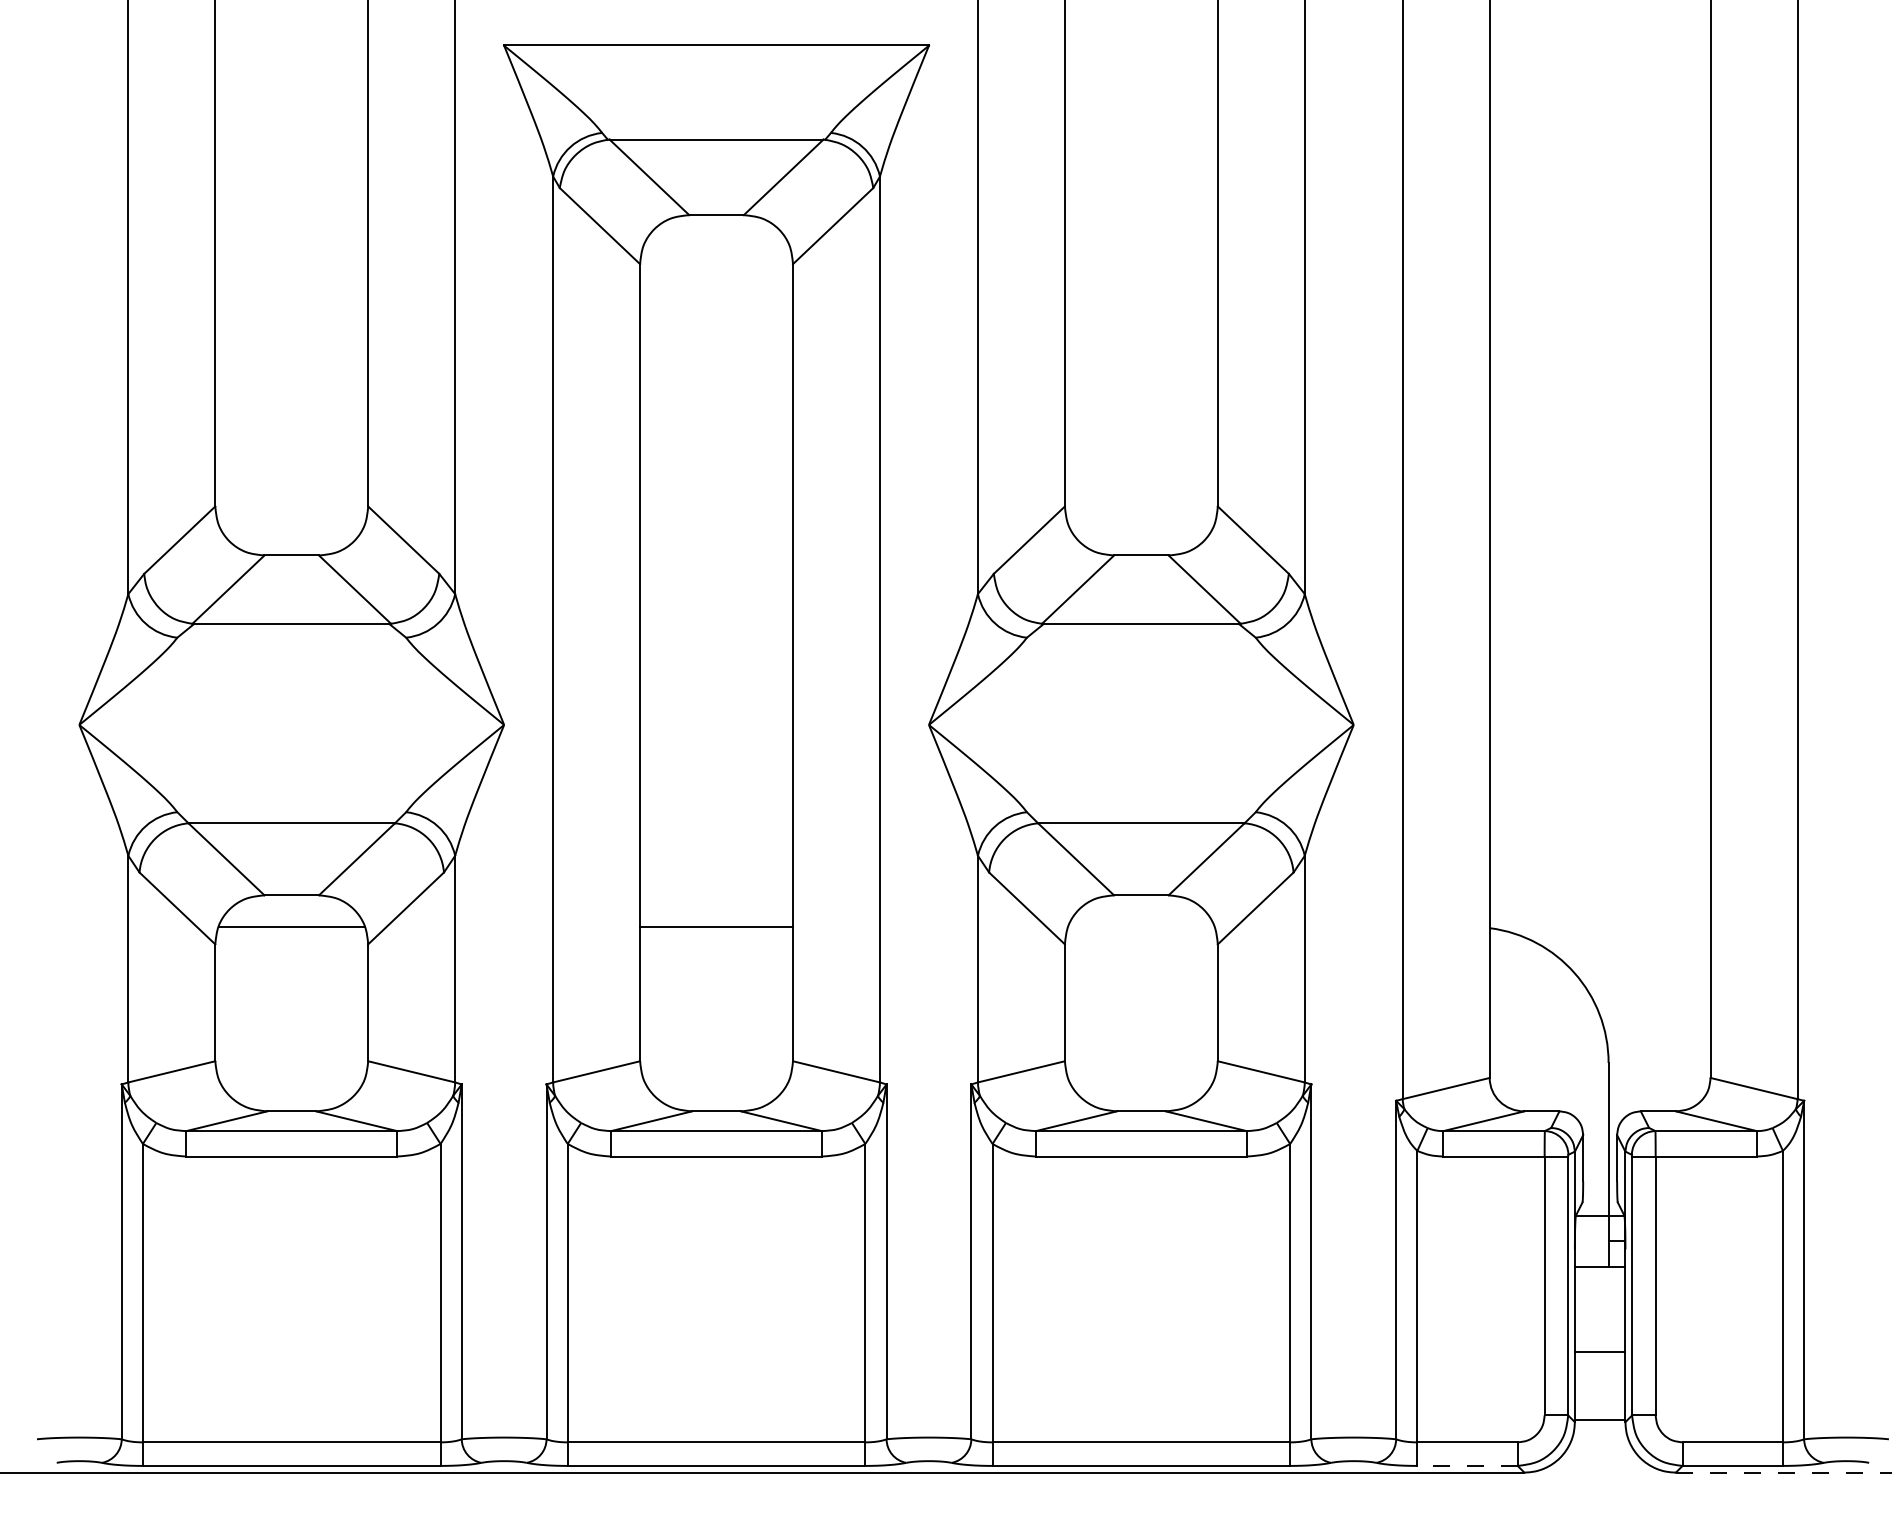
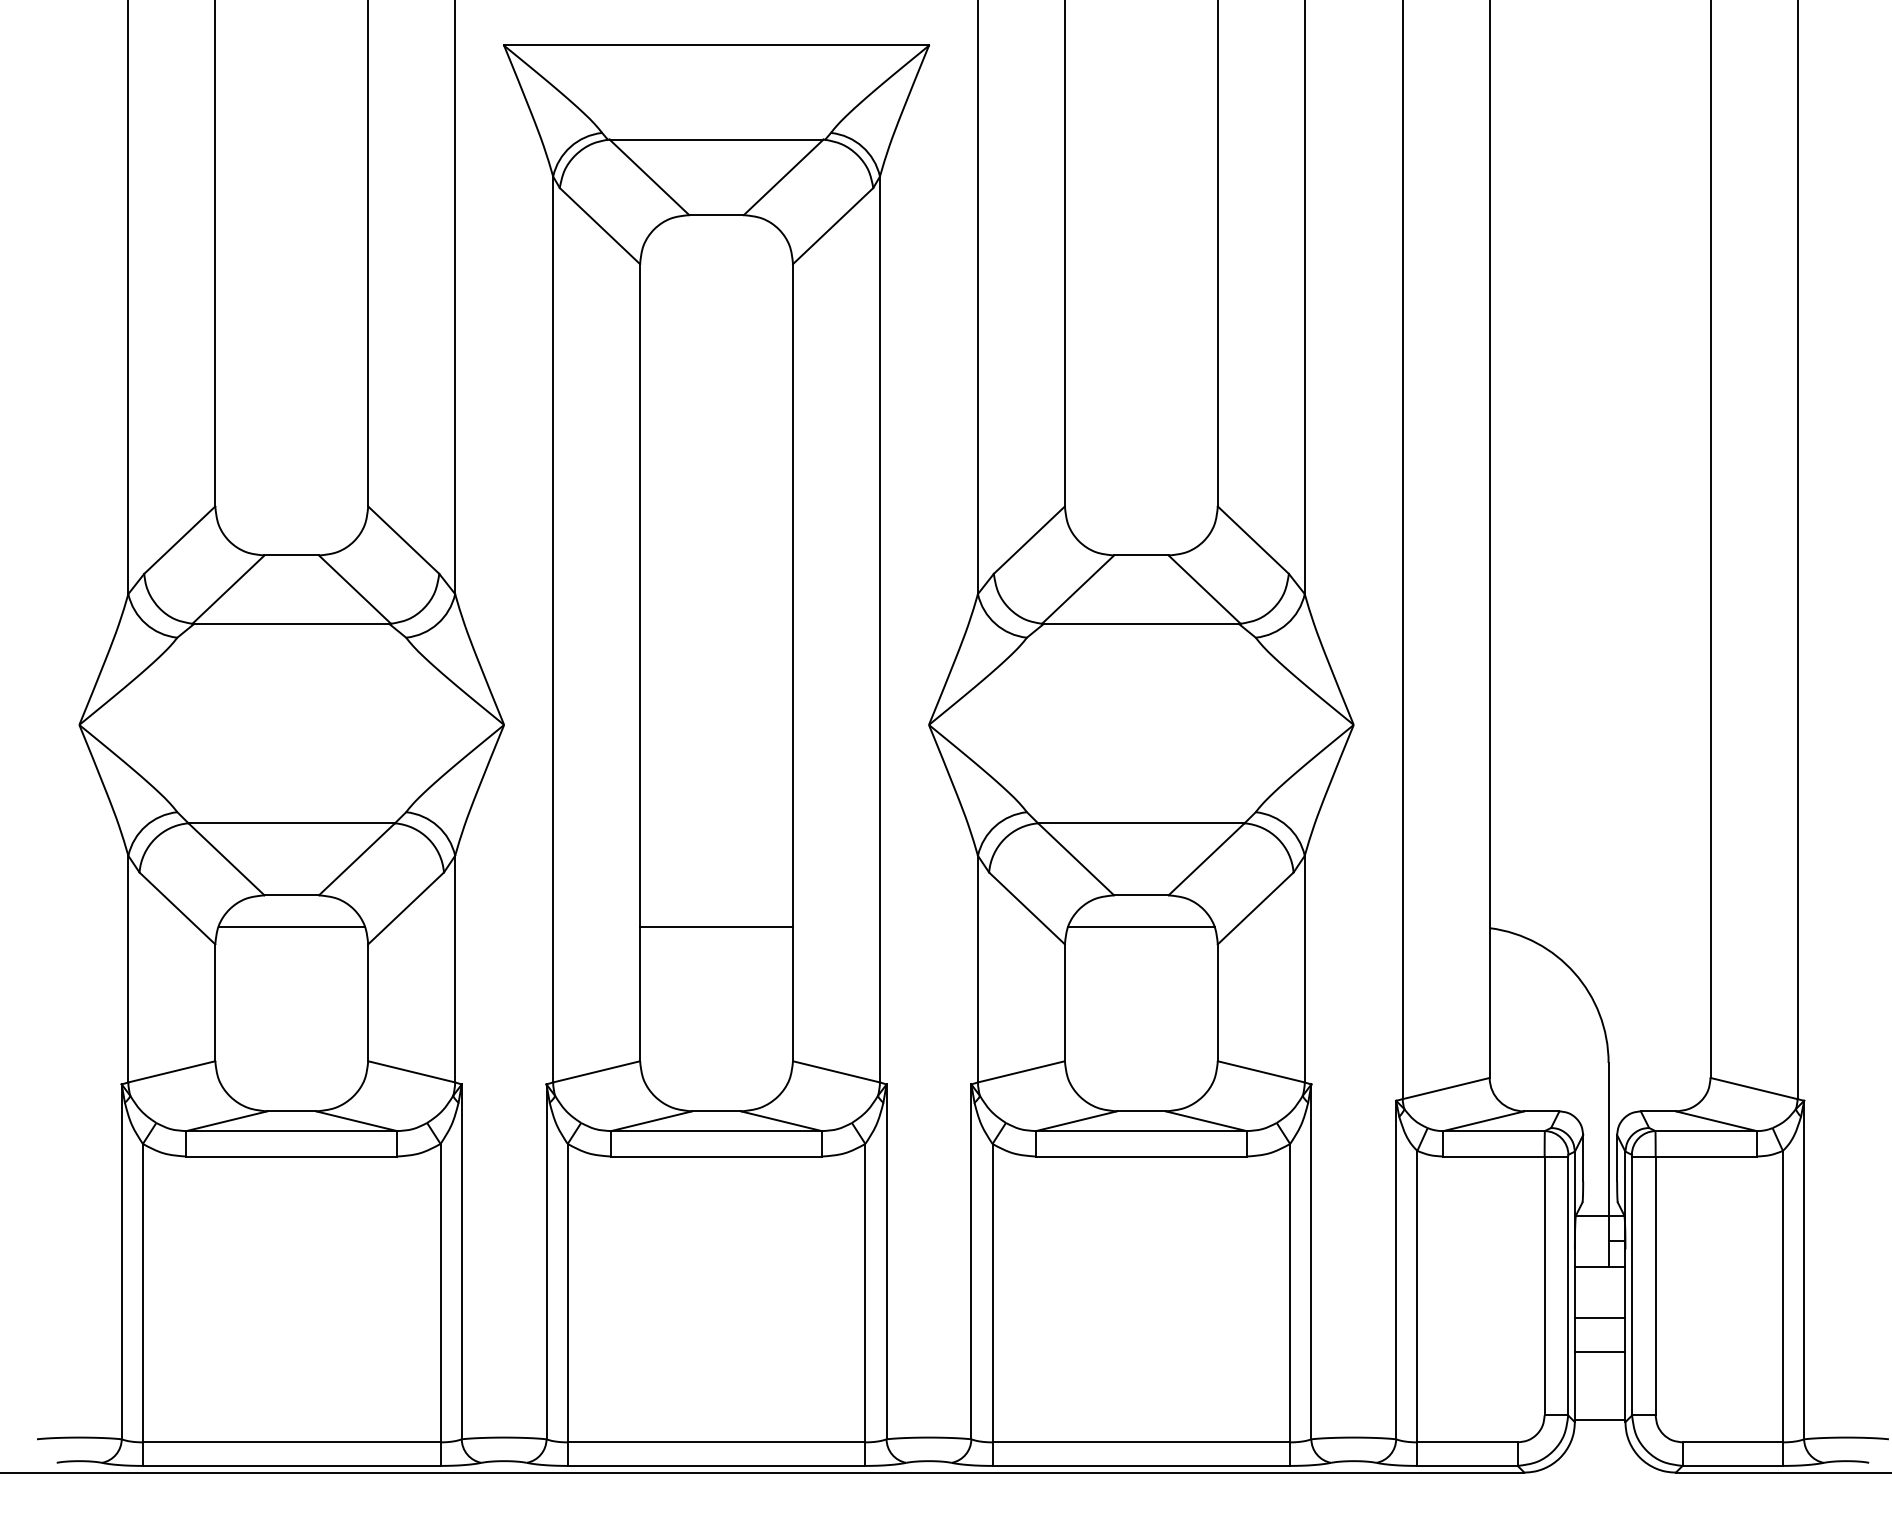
line: none -> present (1141, 927)
line: none -> present (1599, 1317)
line: dashed -> solid (1467, 1465)
line: dashed -> solid (1783, 1472)
